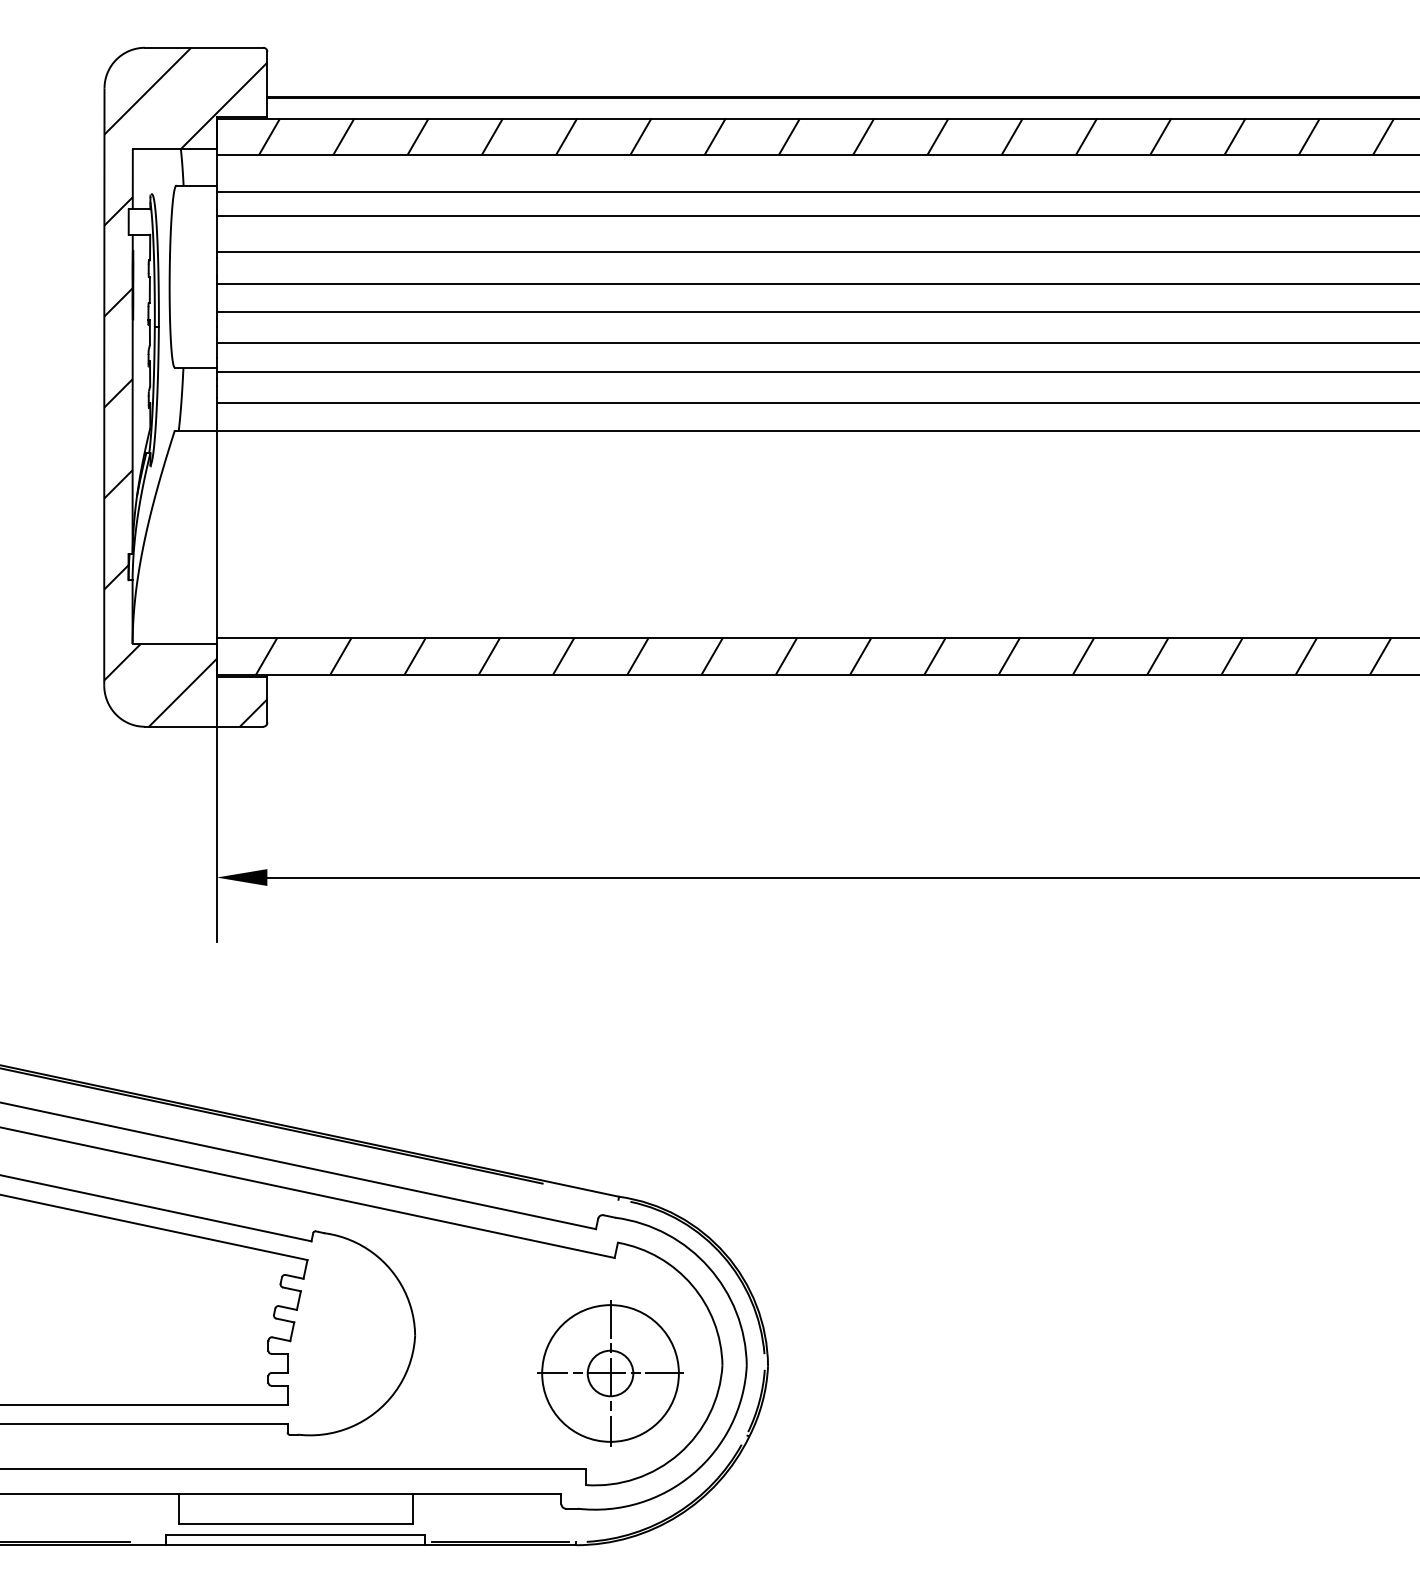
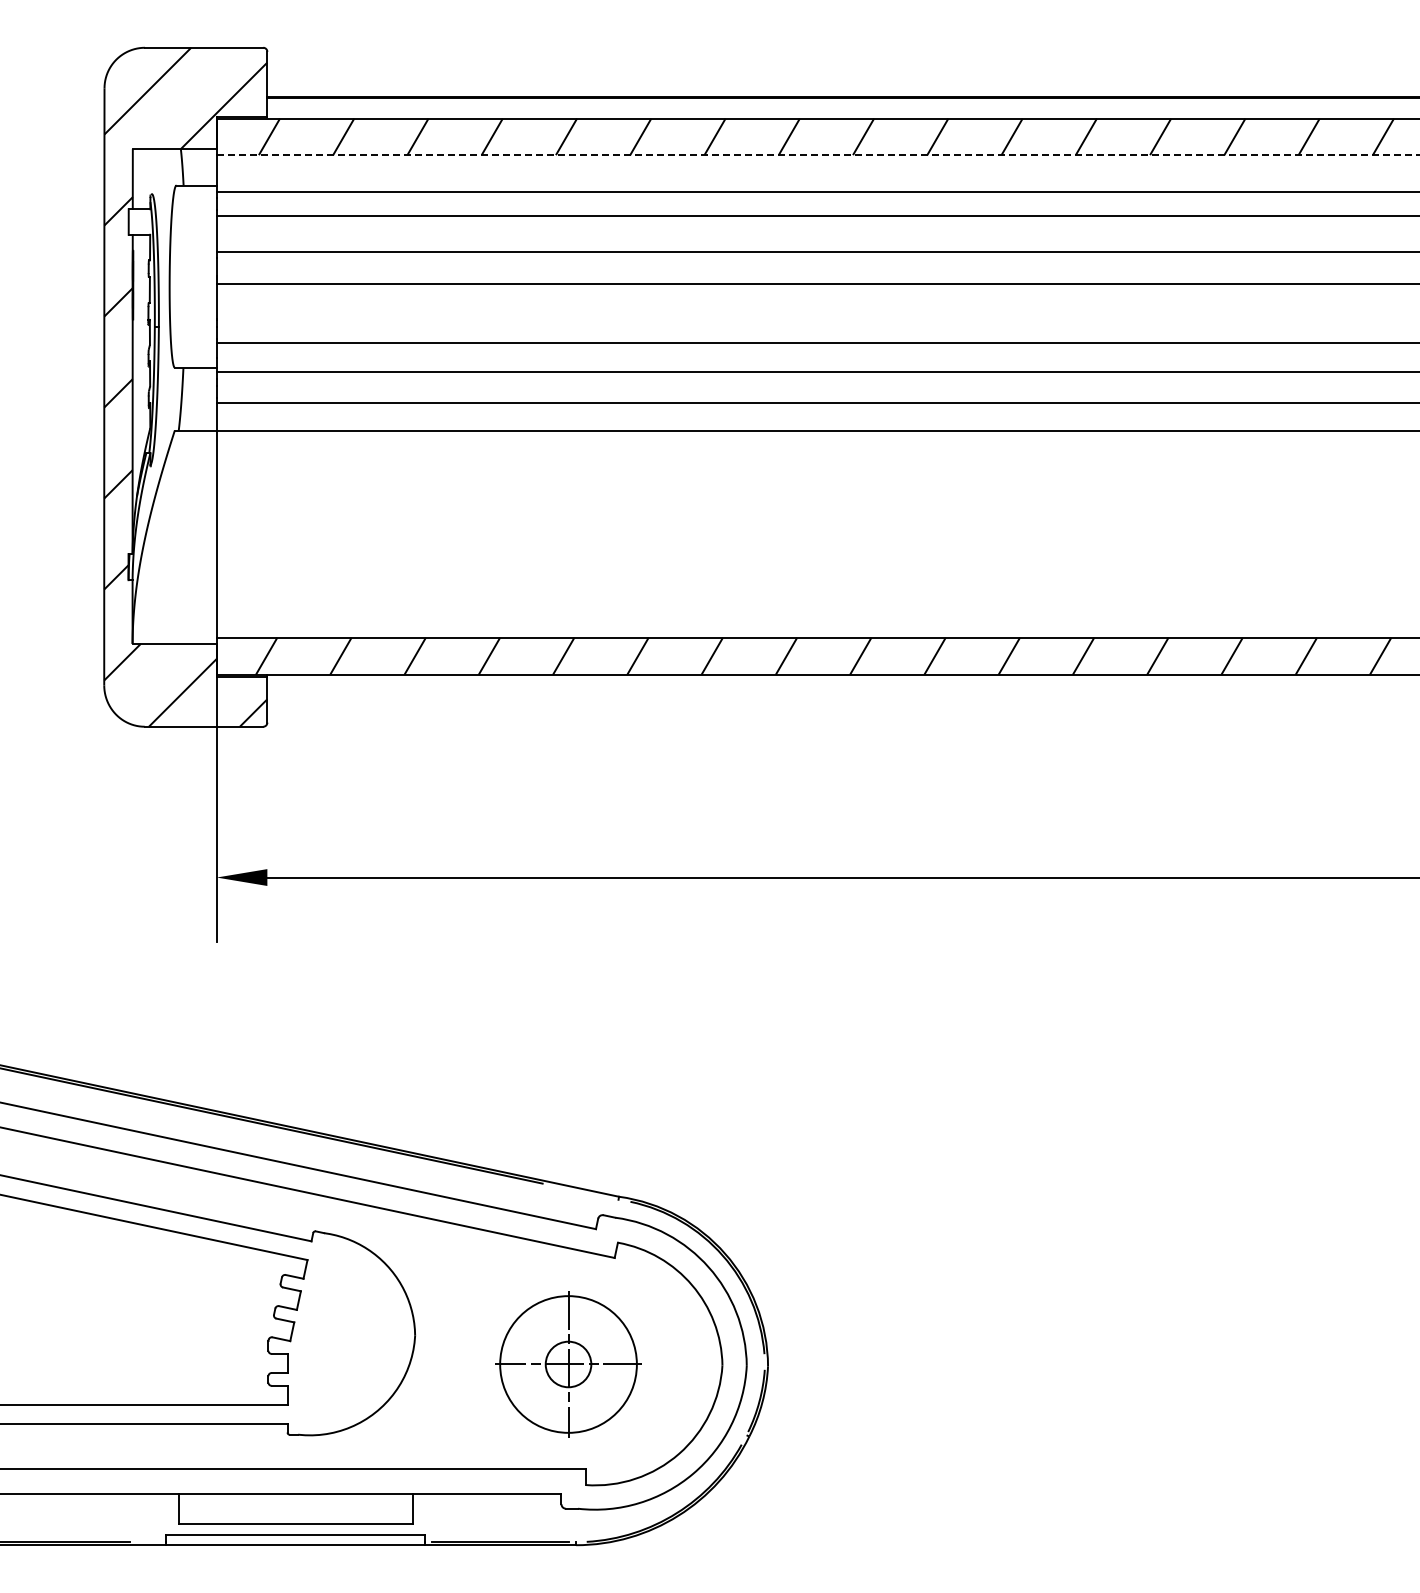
line: solid -> dashed (818, 155)
line: present -> none (816, 312)
part position: (610, 1373) -> (568, 1364) (568, 1364)
